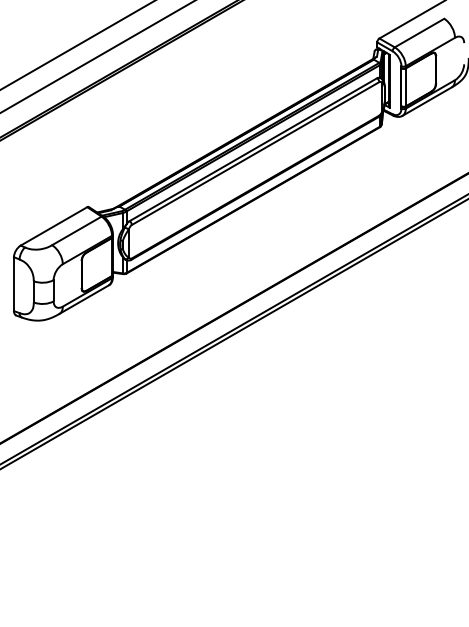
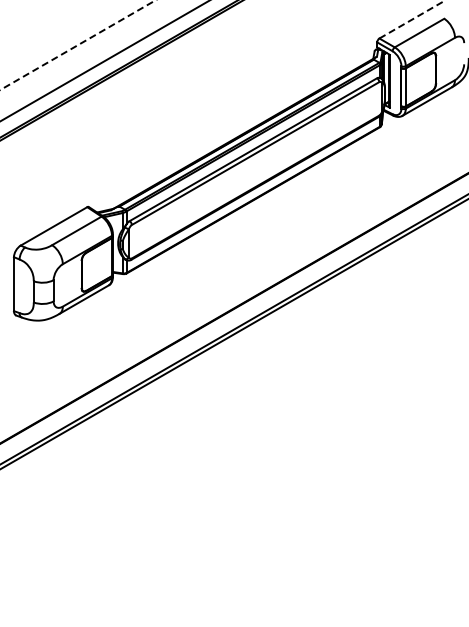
line: solid -> dashed (413, 19)
line: solid -> dashed (77, 45)
line position: (97, 56) -> (104, 61) (104, 61)
